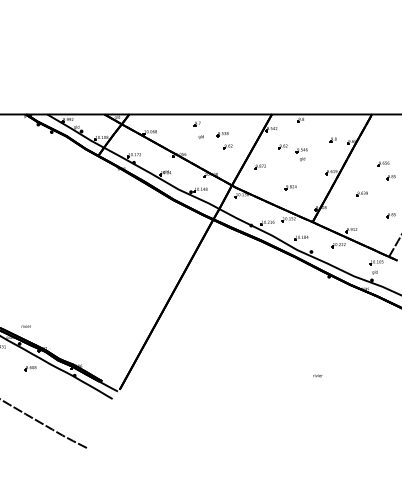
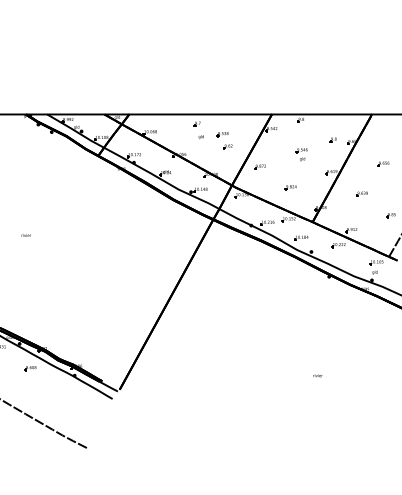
part: present -> none (282, 146)
part: present -> none (390, 177)
text position: (25, 326) -> (25, 235) (25, 235)
